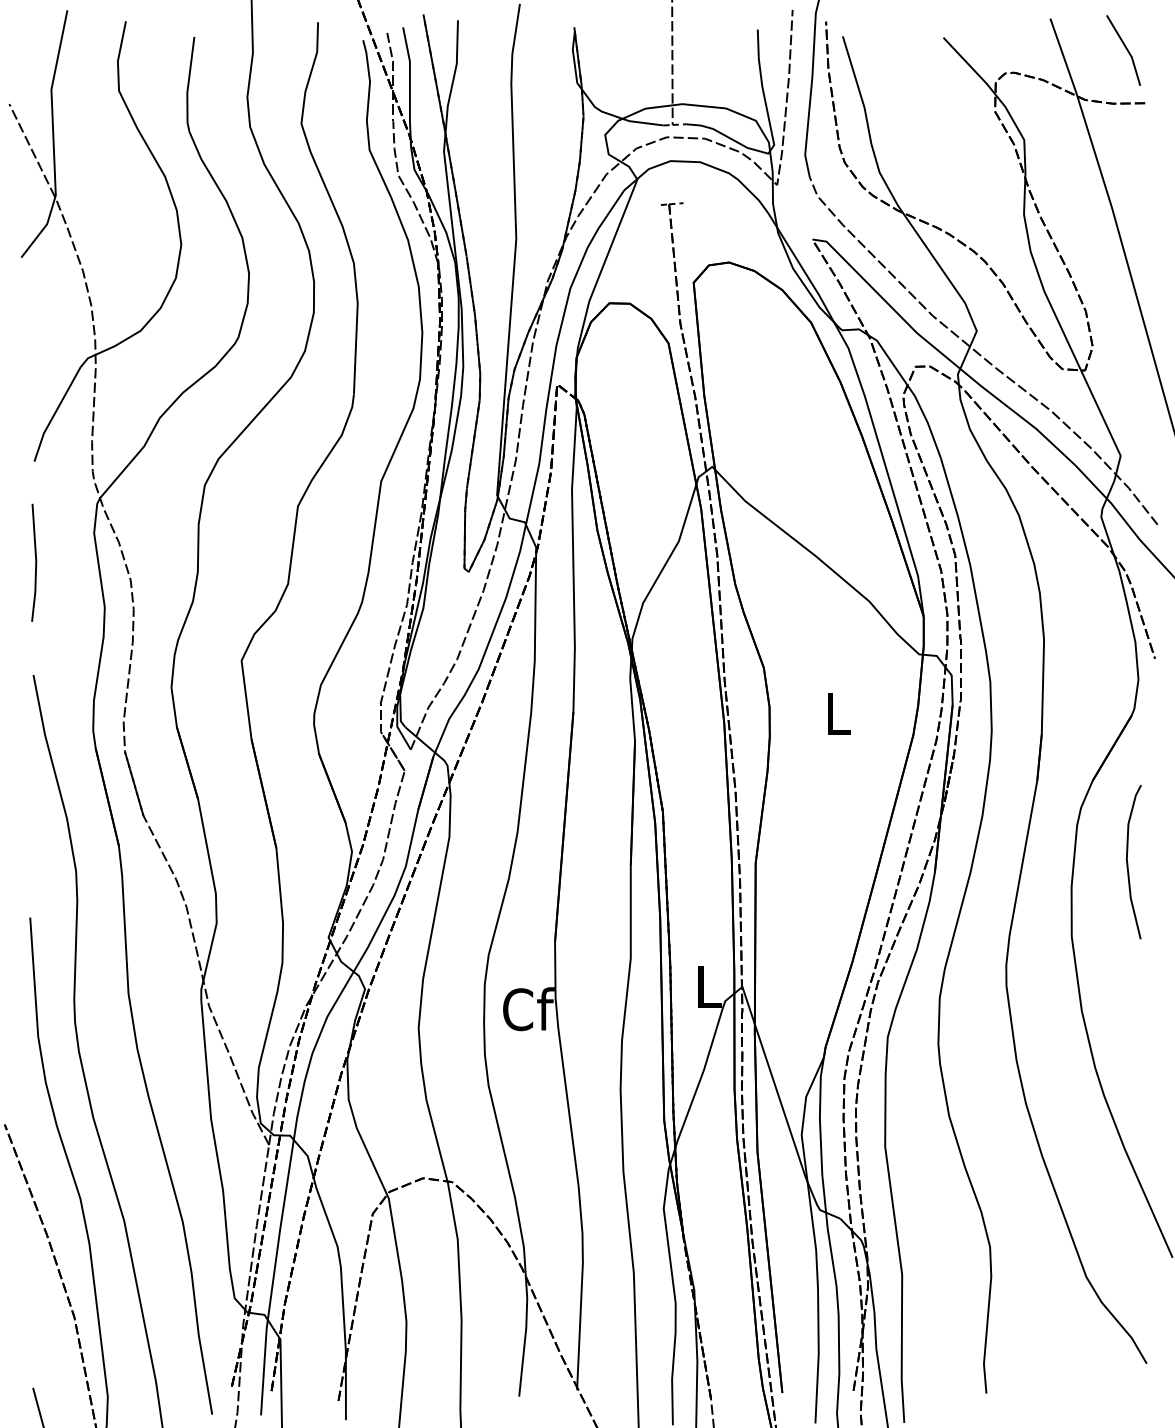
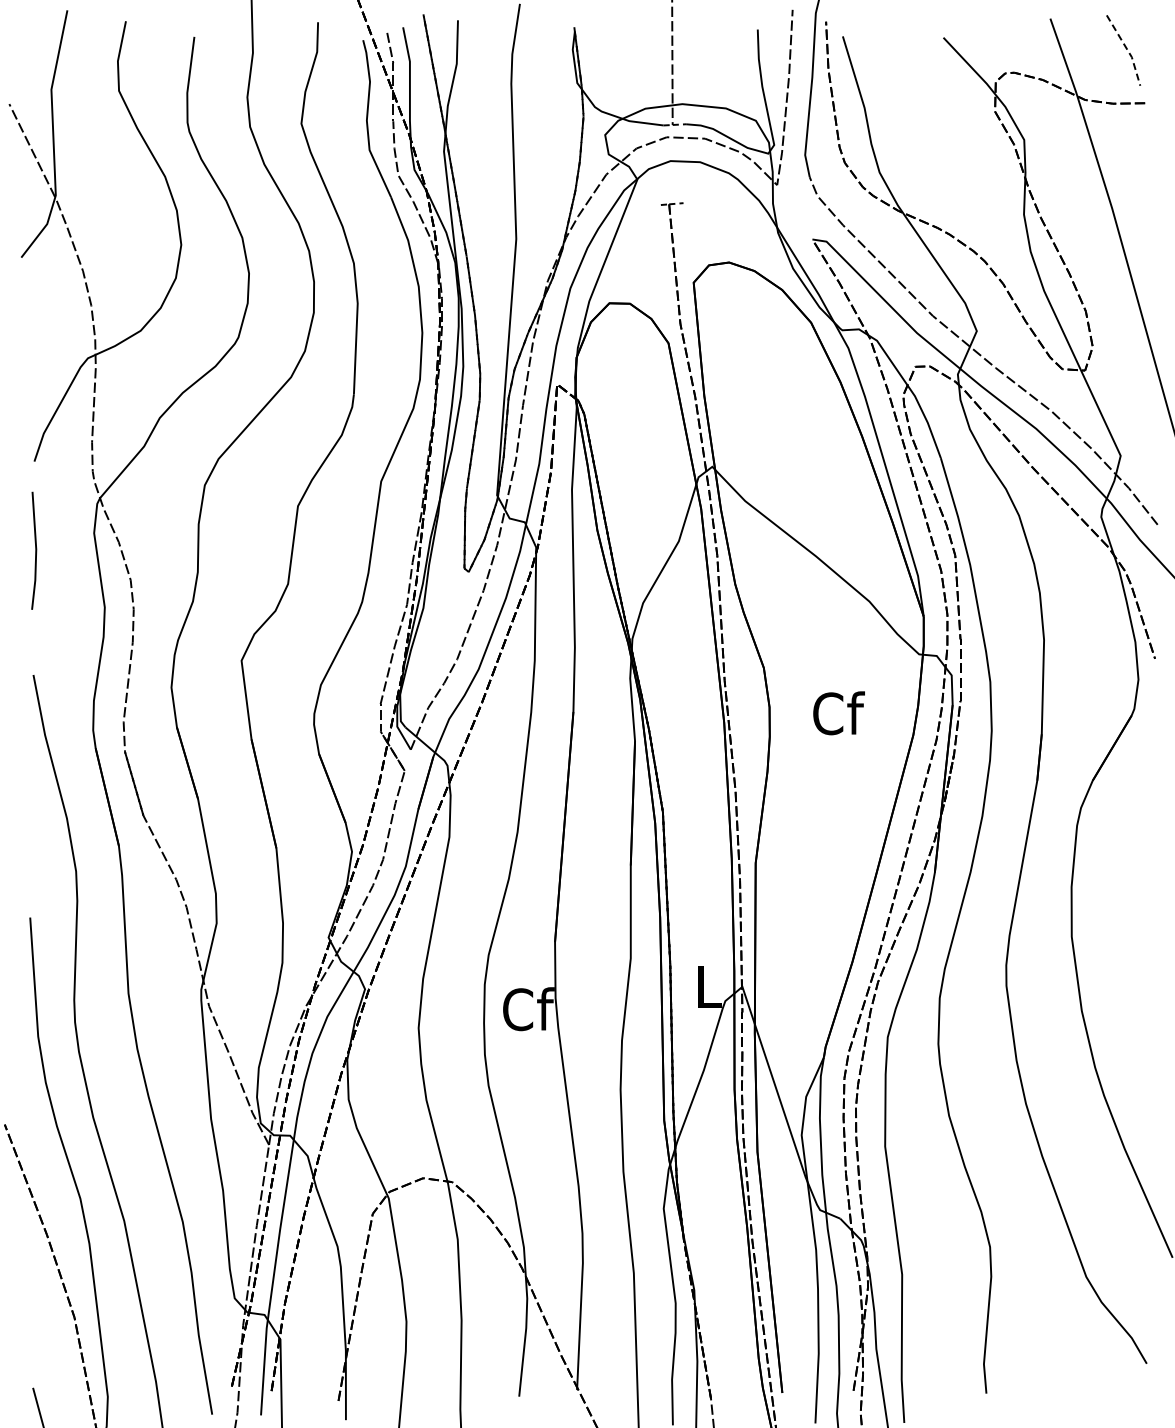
line: solid -> dashed (1127, 49)
line position: (35, 562) -> (35, 550) (35, 550)
text: L -> Cf (838, 713)
curve: present -> none (1128, 862)
